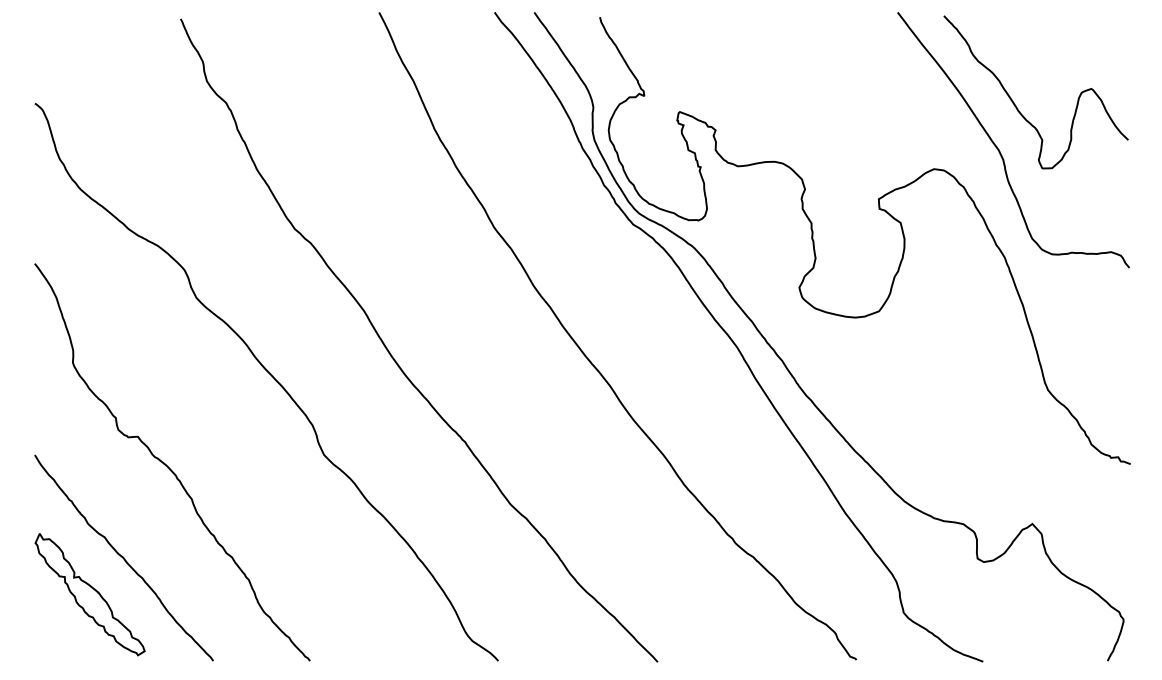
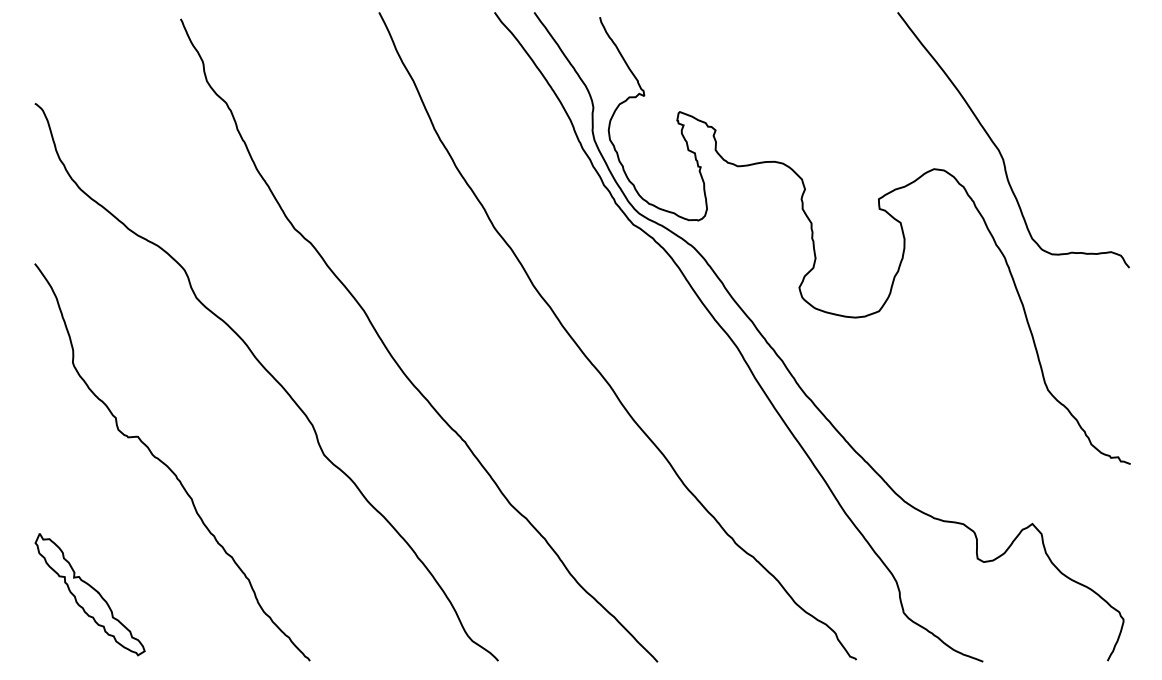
curve: present -> none (1016, 105)
curve: present -> none (123, 557)
